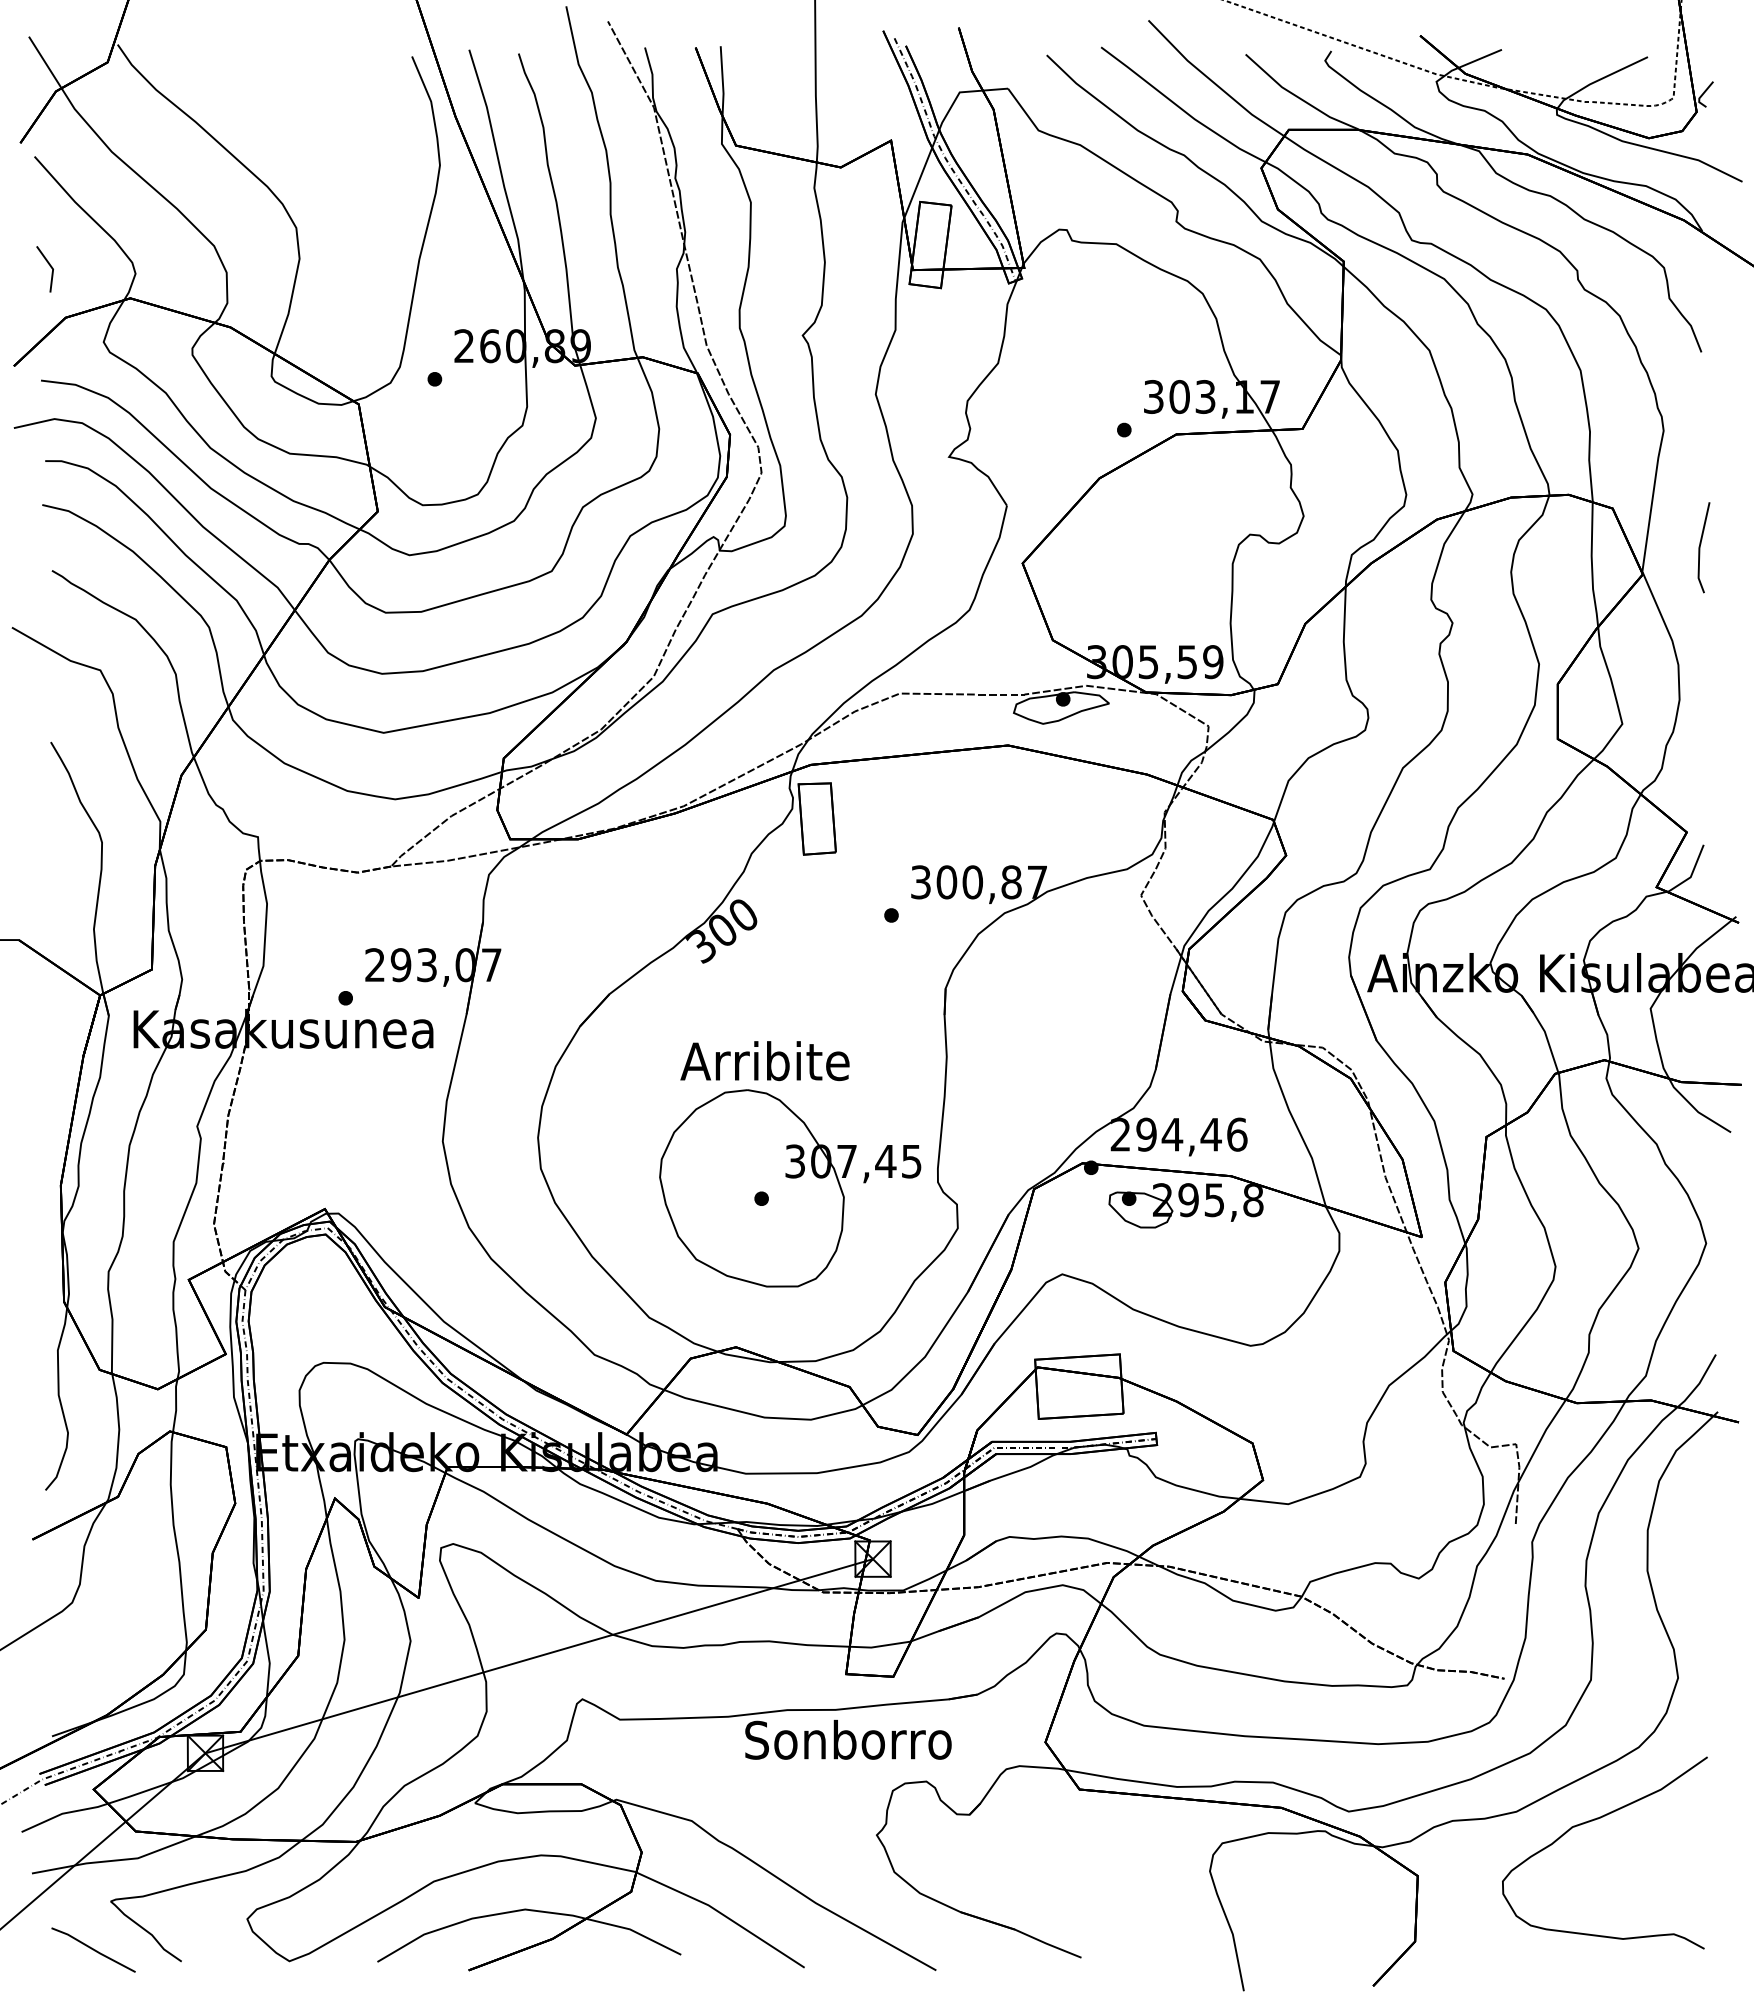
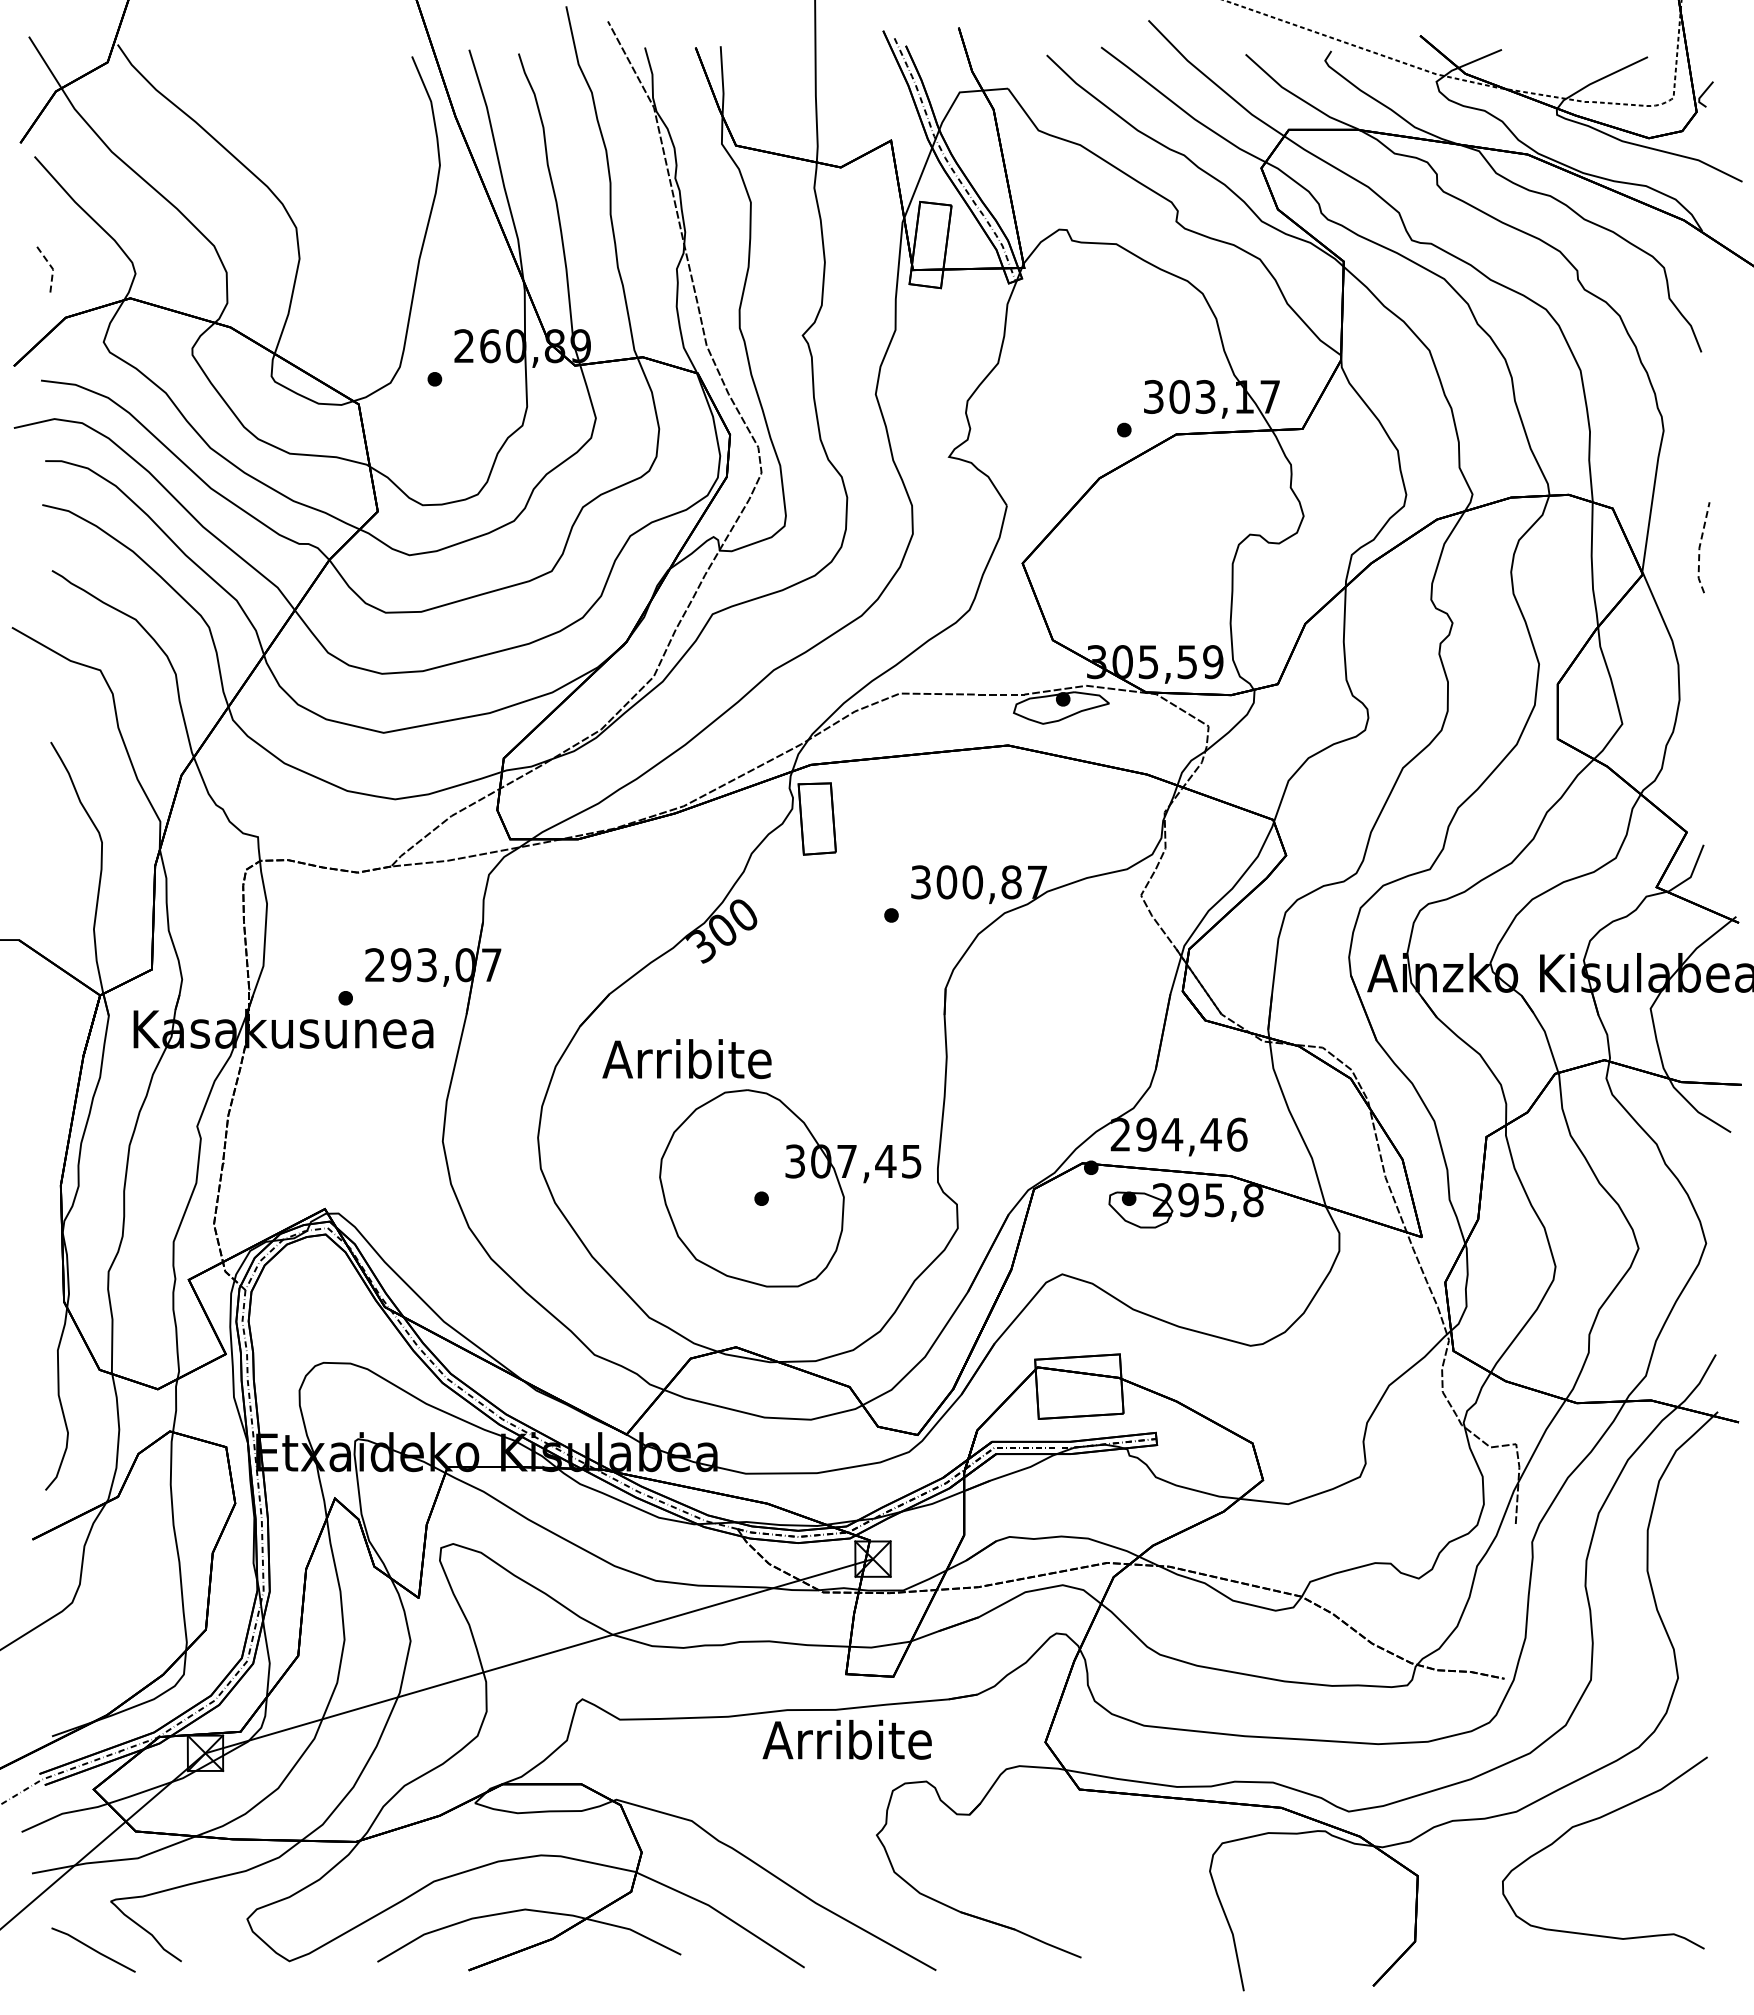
line: solid -> dashed (52, 267)
line: solid -> dashed (1699, 548)
text position: (764, 1061) -> (686, 1059) (686, 1059)
text: Sonborro -> Arribite (848, 1739)
